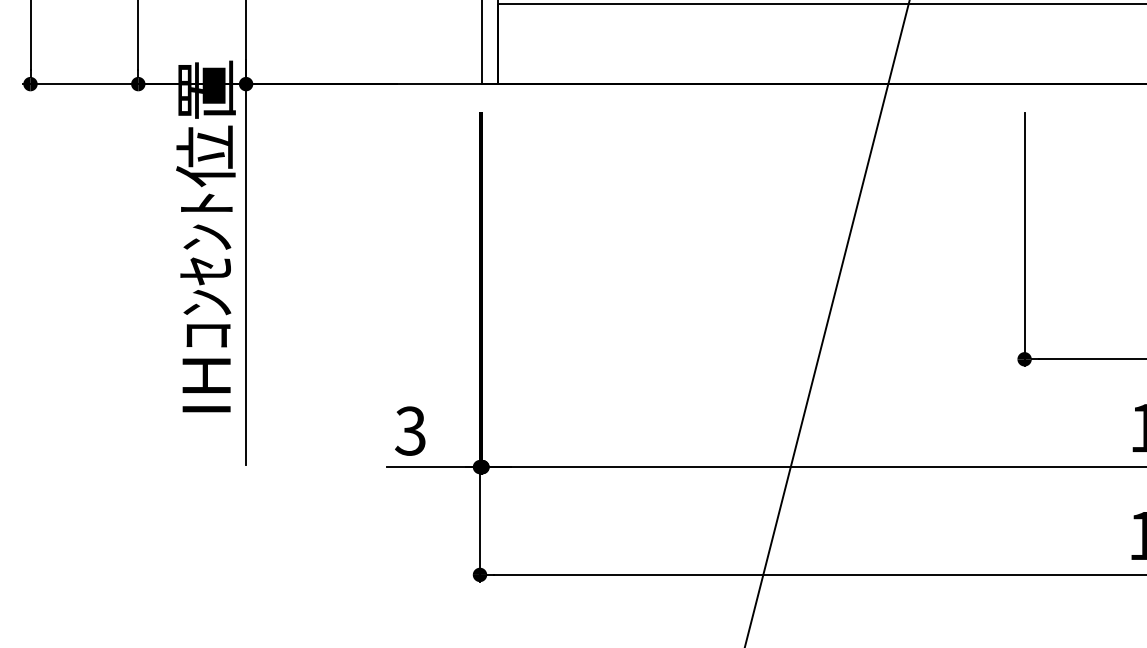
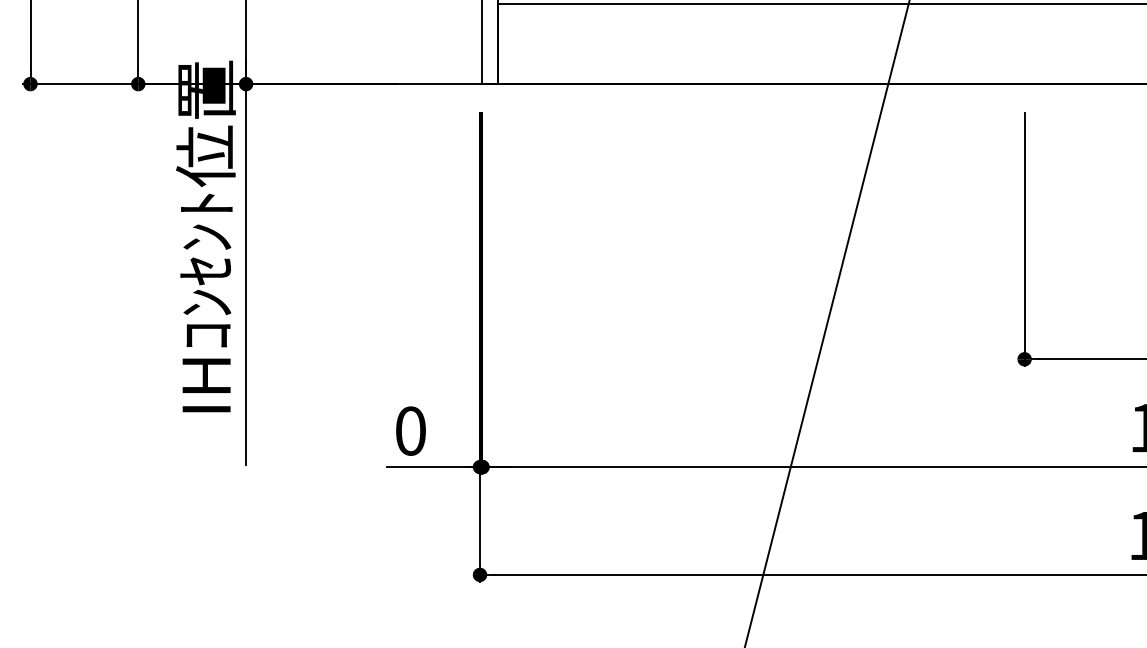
text: 3 -> 0 (410, 430)
